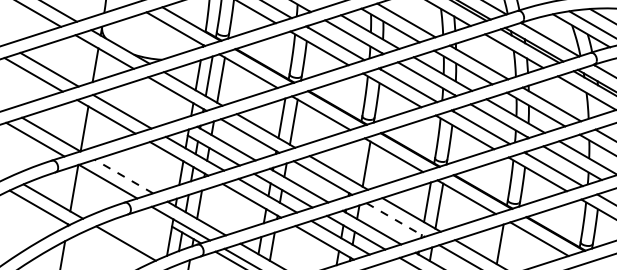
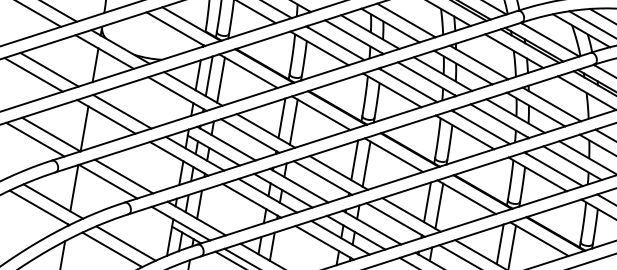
line: none -> present (354, 160)
line: dashed -> solid (124, 176)
line: dashed -> solid (395, 220)
line: none -> present (511, 245)
line: none -> present (111, 249)
